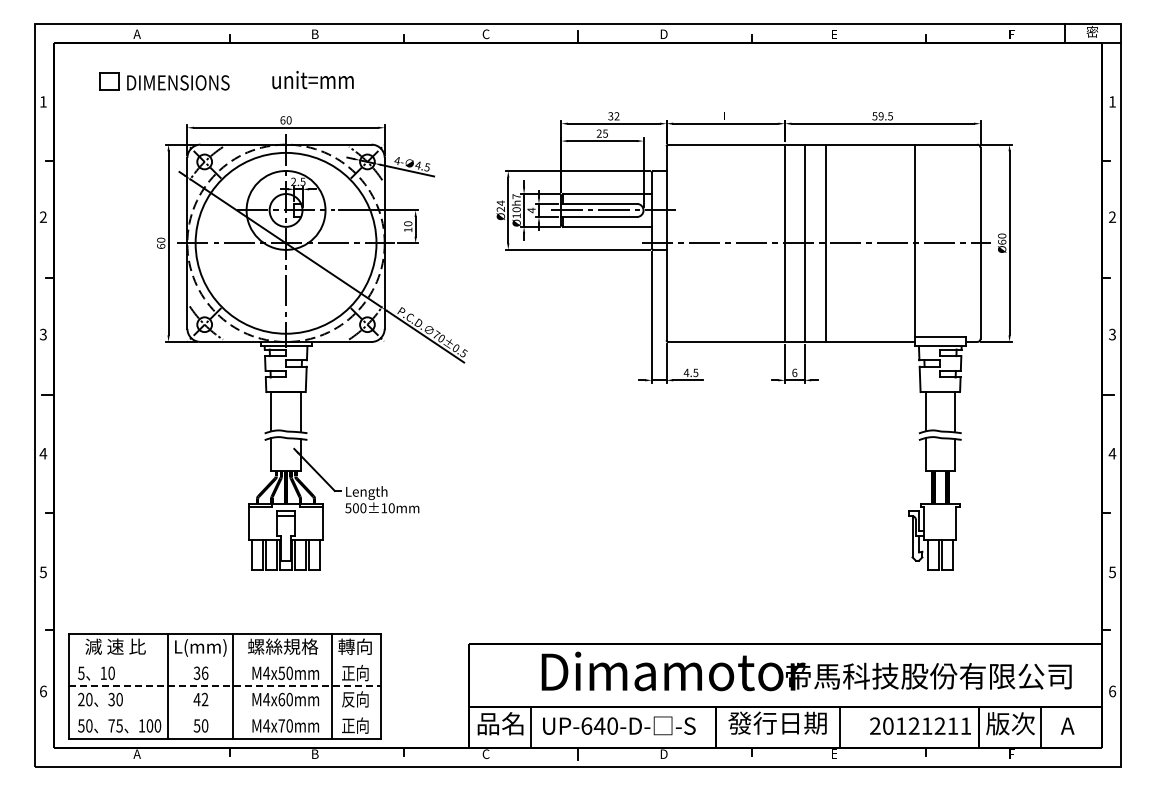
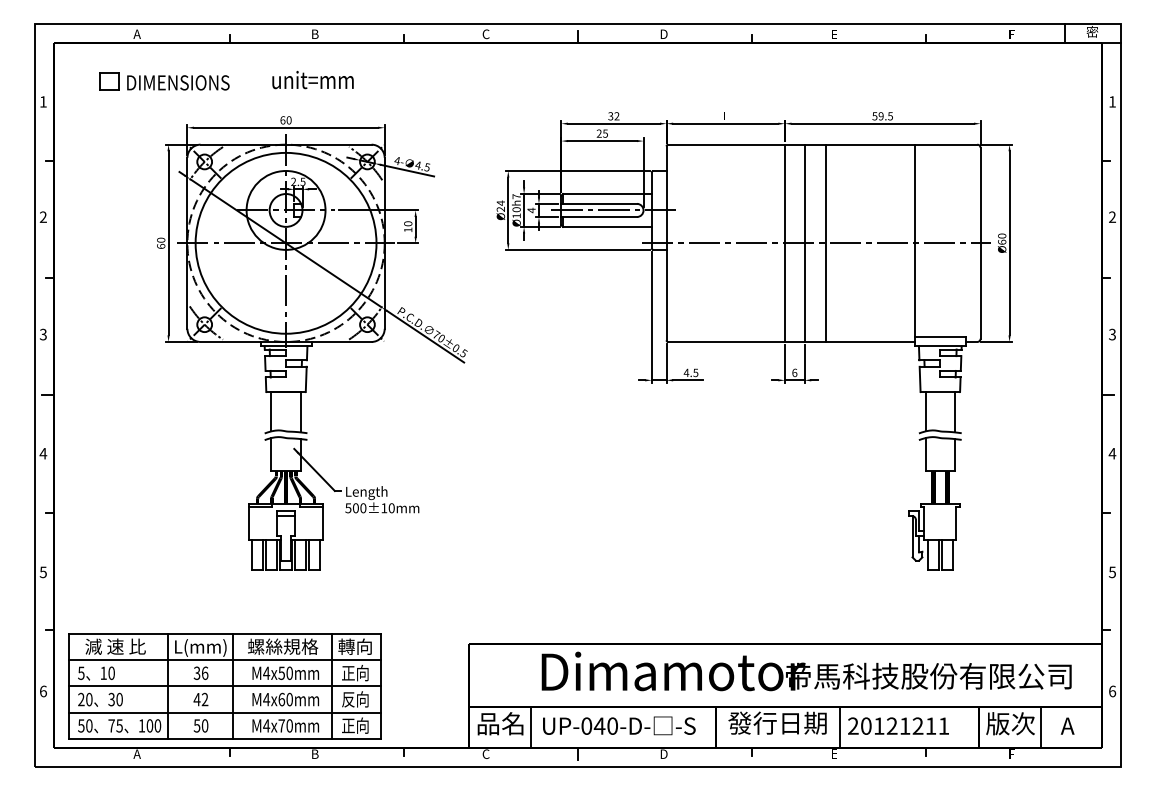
line: none -> present (224, 660)
line: dashed -> solid (225, 686)
line: none -> present (224, 712)
text: UP-640-D- -> UP-040-D- (586, 725)
text position: (920, 725) -> (898, 725) (898, 725)
